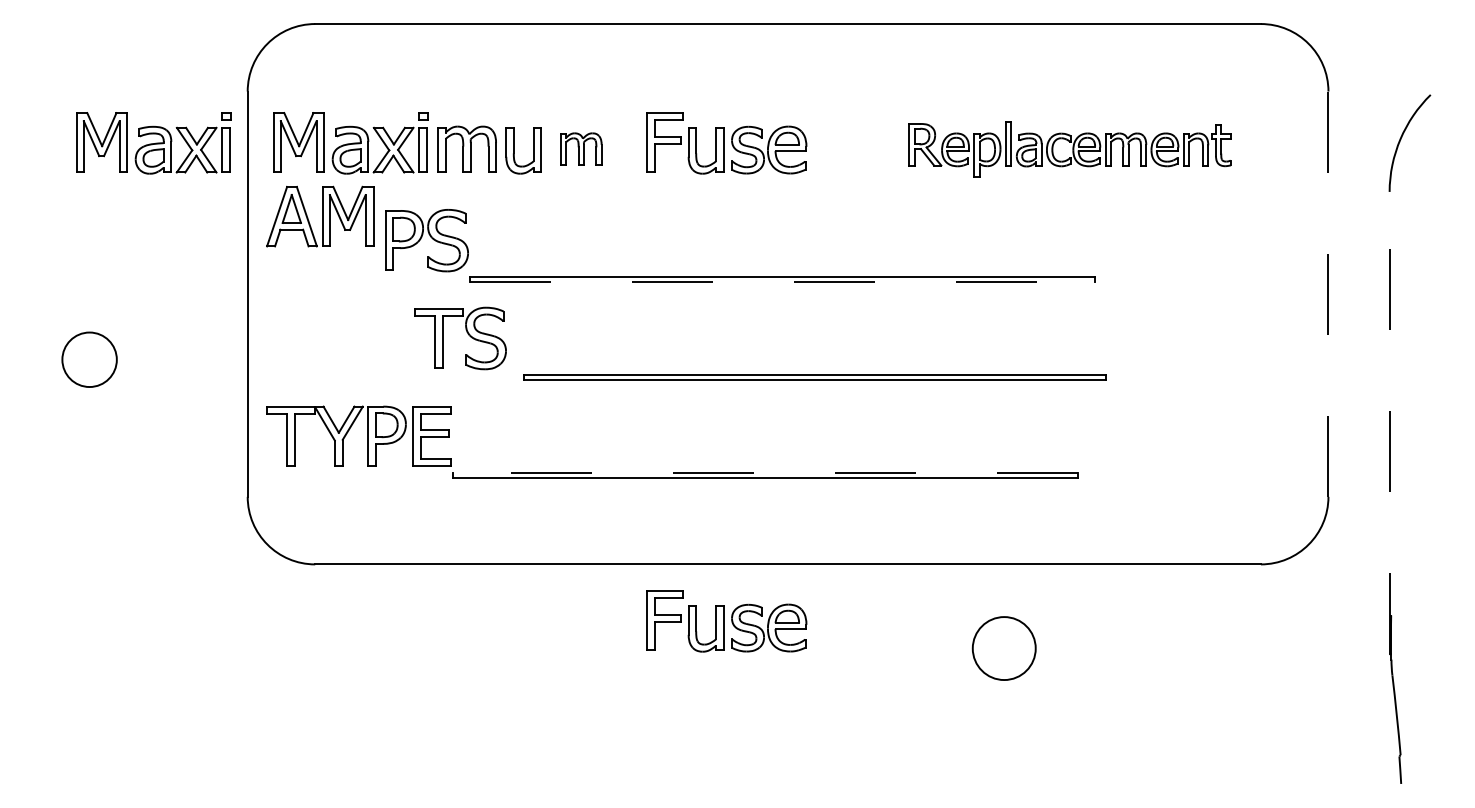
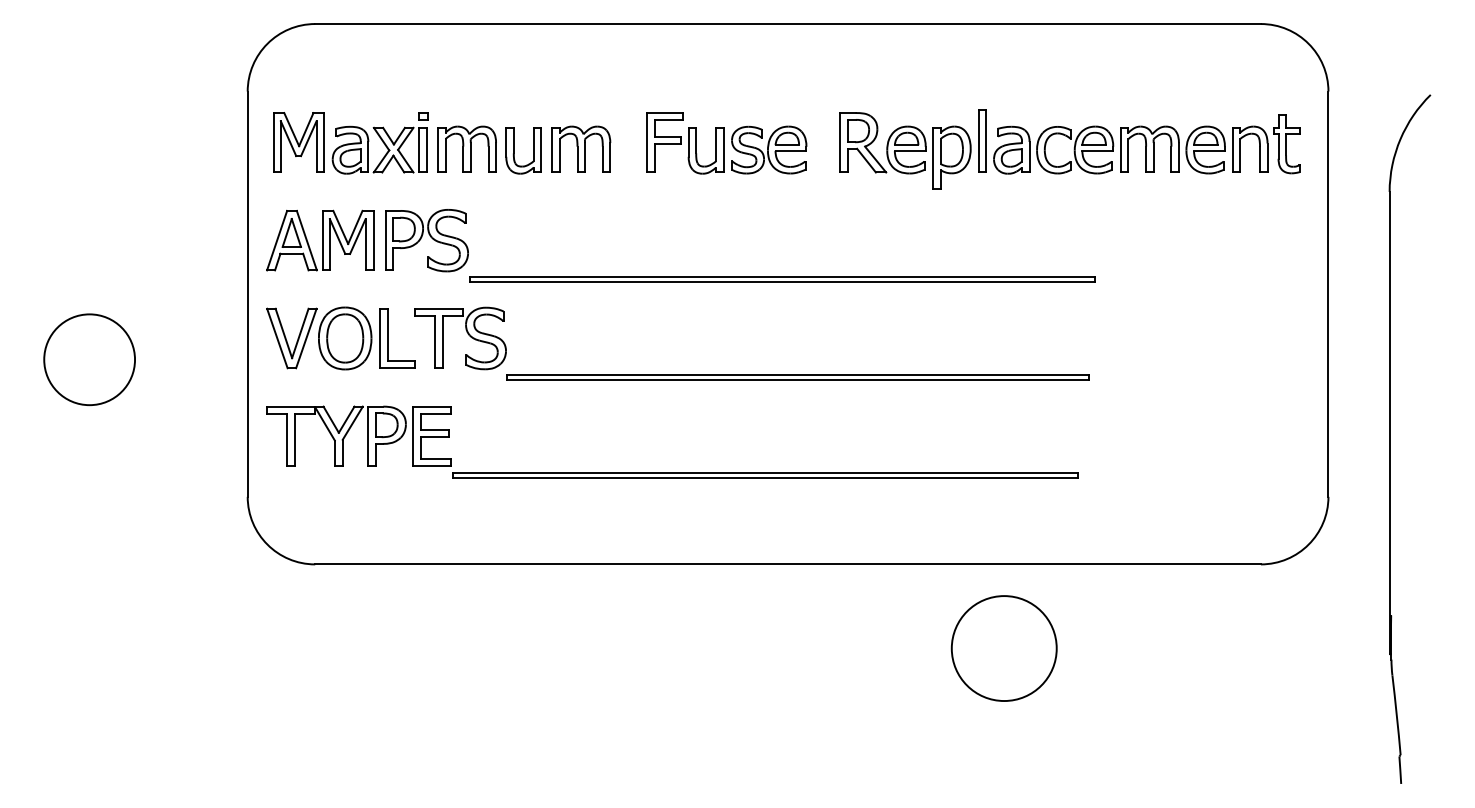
part: present -> none (153, 143)
part size: 43x34 px -> 61x48 px (581, 148)
part size: 324x57 px -> 462x81 px (1069, 149)
part position: (320, 216) -> (320, 240) (320, 240)
line: dashed -> solid (782, 282)
line: dashed -> solid (1328, 294)
part: none -> present (340, 338)
circle diameter: 54 px -> 91 px (89, 359)
part position: (814, 377) -> (797, 377) (797, 377)
line: dashed -> solid (1389, 422)
line: dashed -> solid (765, 472)
part: present -> none (726, 621)
circle diameter: 63 px -> 105 px (1003, 648)
